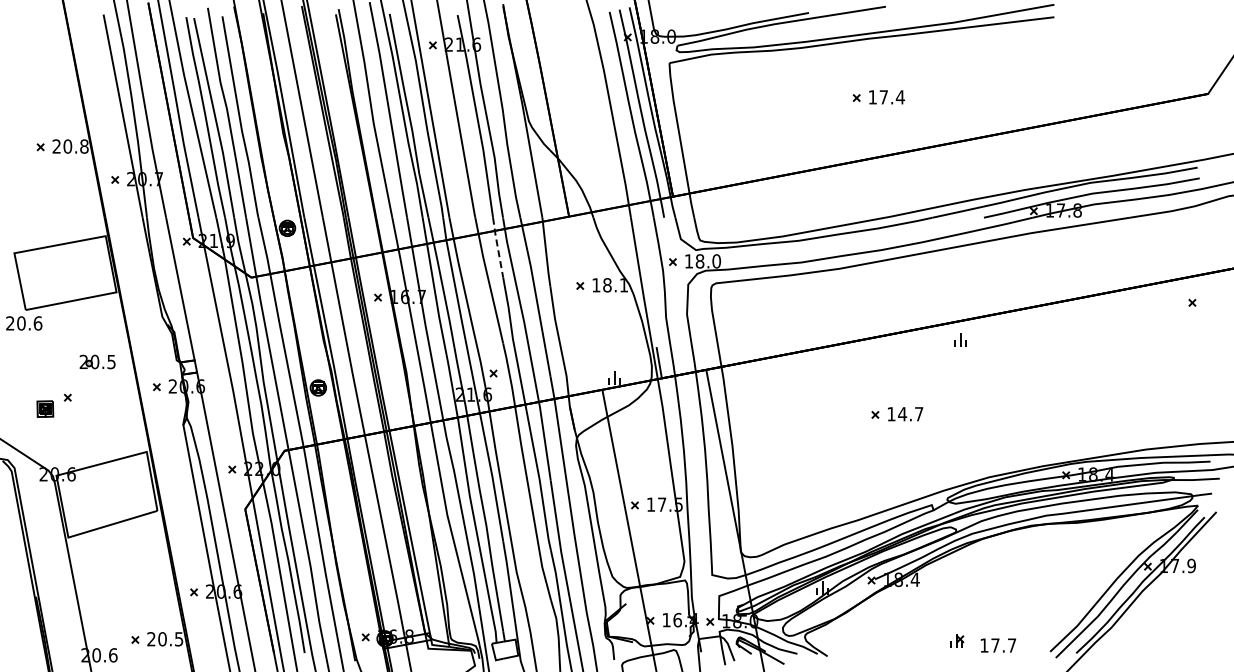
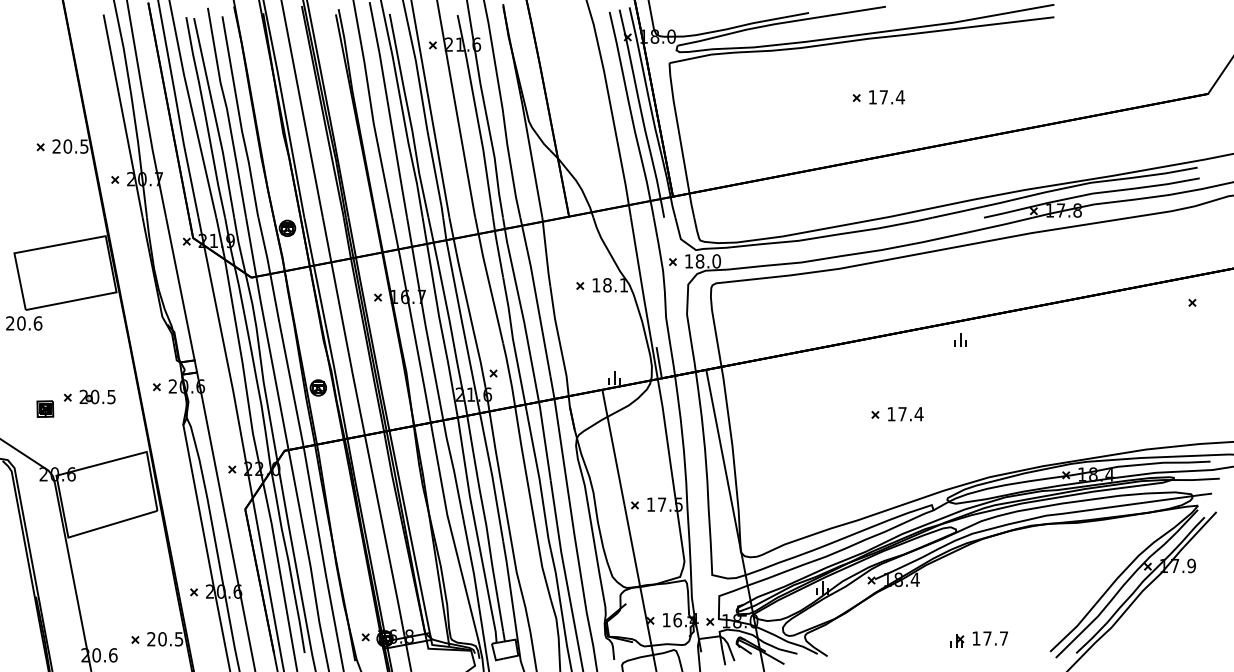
text: 20.8 -> 20.5 (84, 146)
line: dashed -> solid (497, 247)
part position: (97, 361) -> (97, 396) (97, 396)
text: 14.7 -> 17.4 (910, 414)
text position: (997, 645) -> (989, 638) (989, 638)
